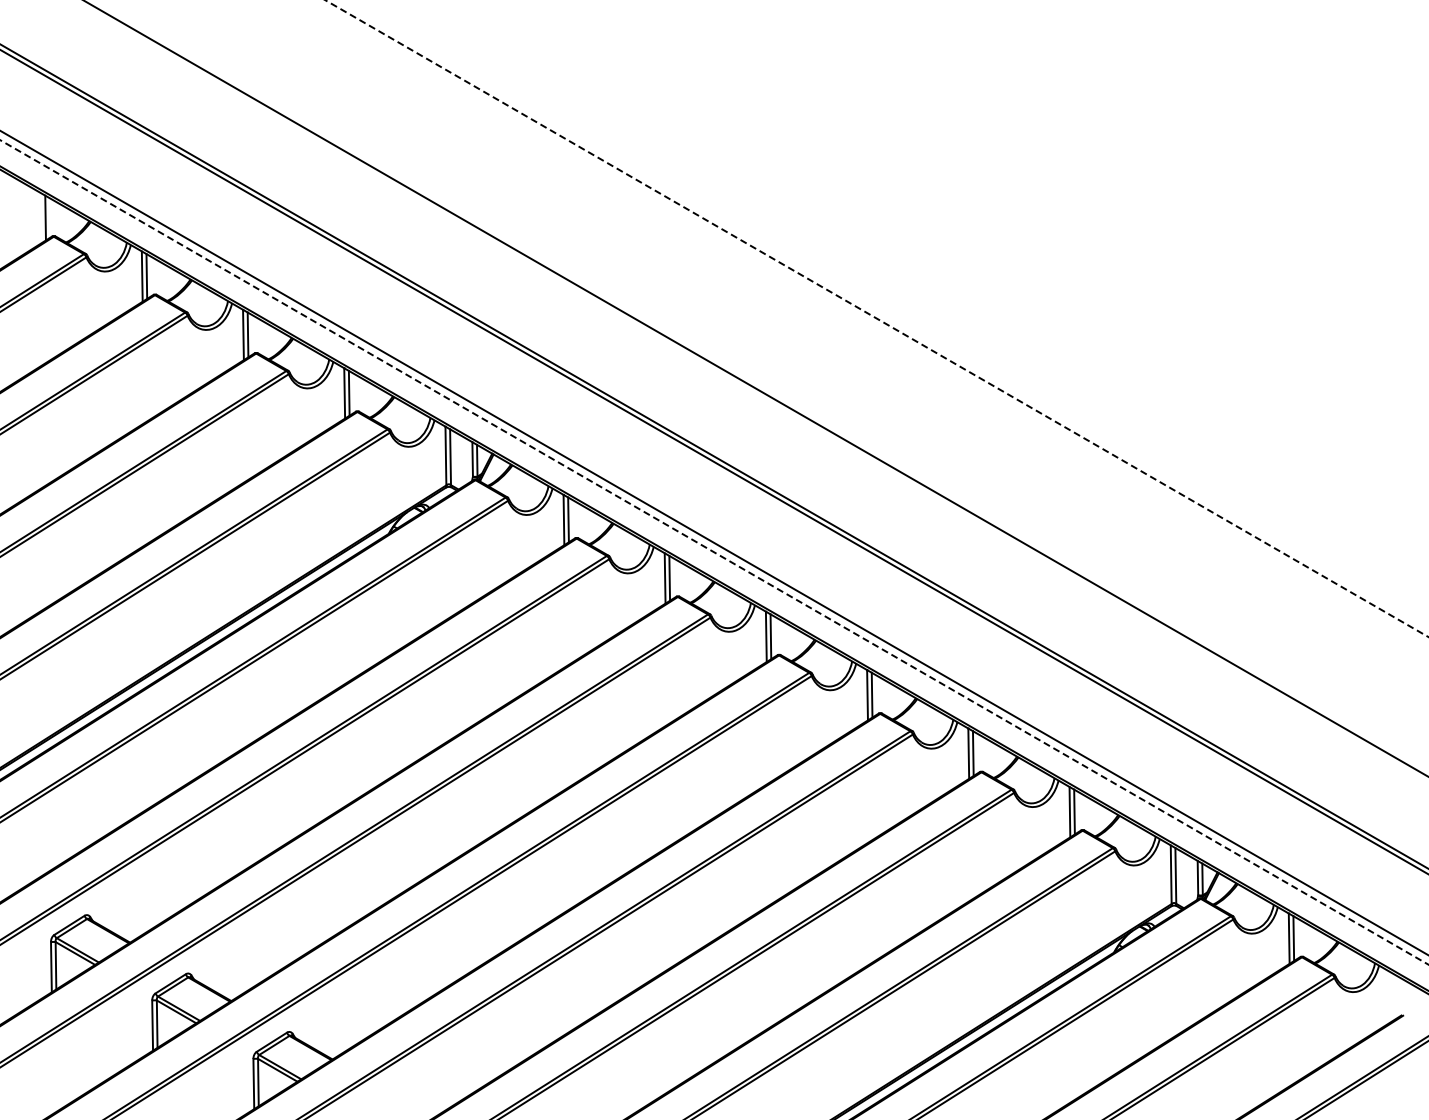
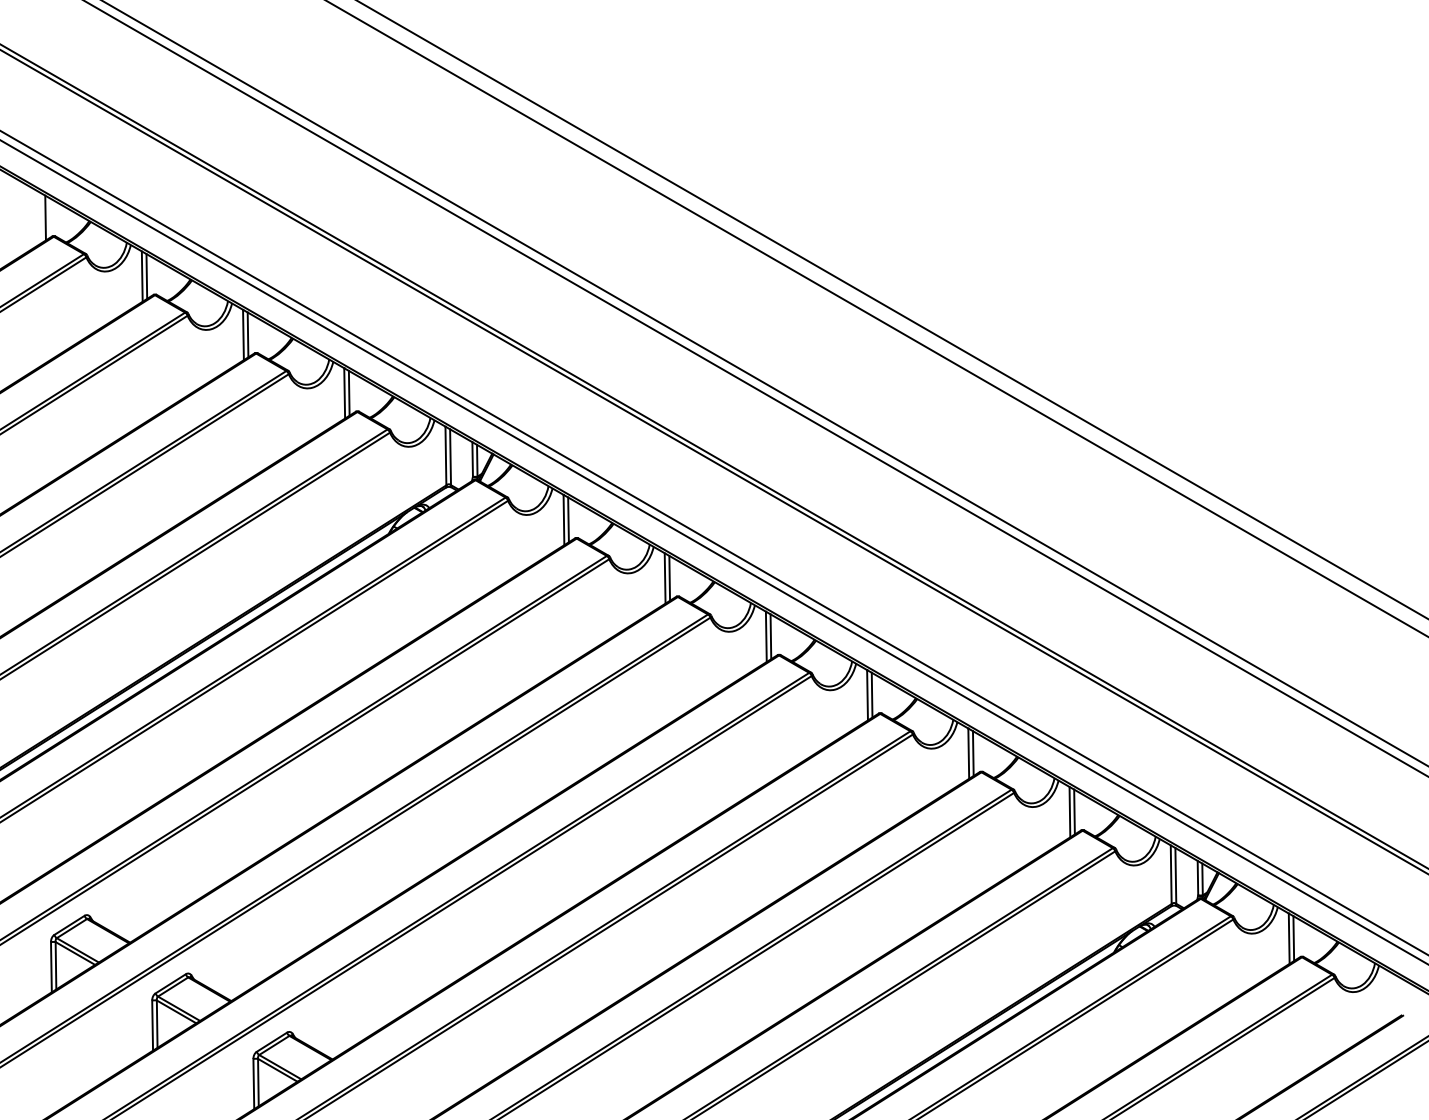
line: none -> present (892, 309)
line: dashed -> solid (876, 318)
line: none -> present (765, 383)
line: dashed -> solid (714, 552)
